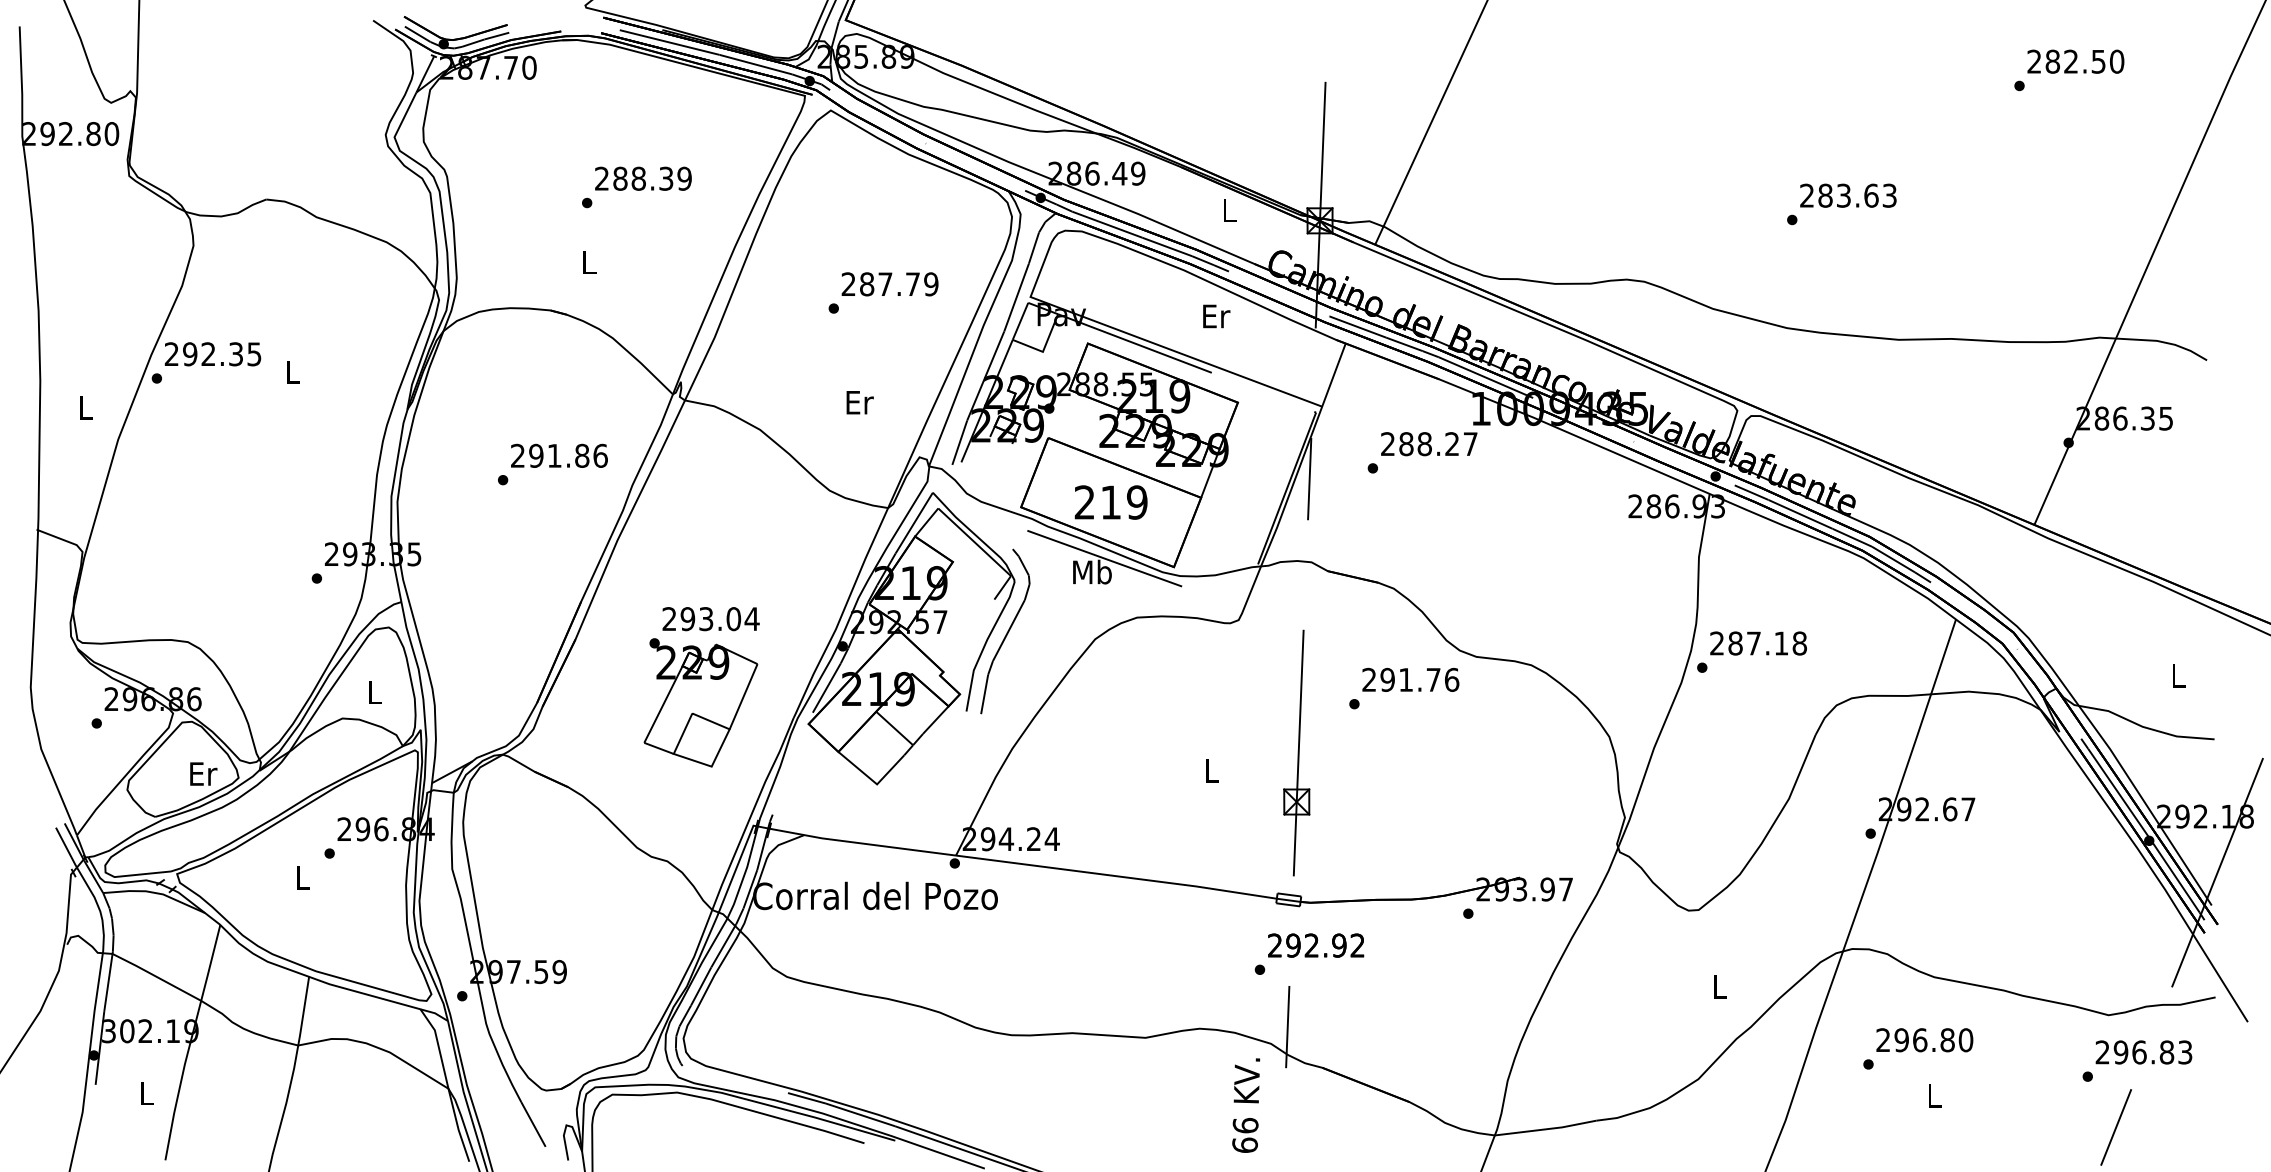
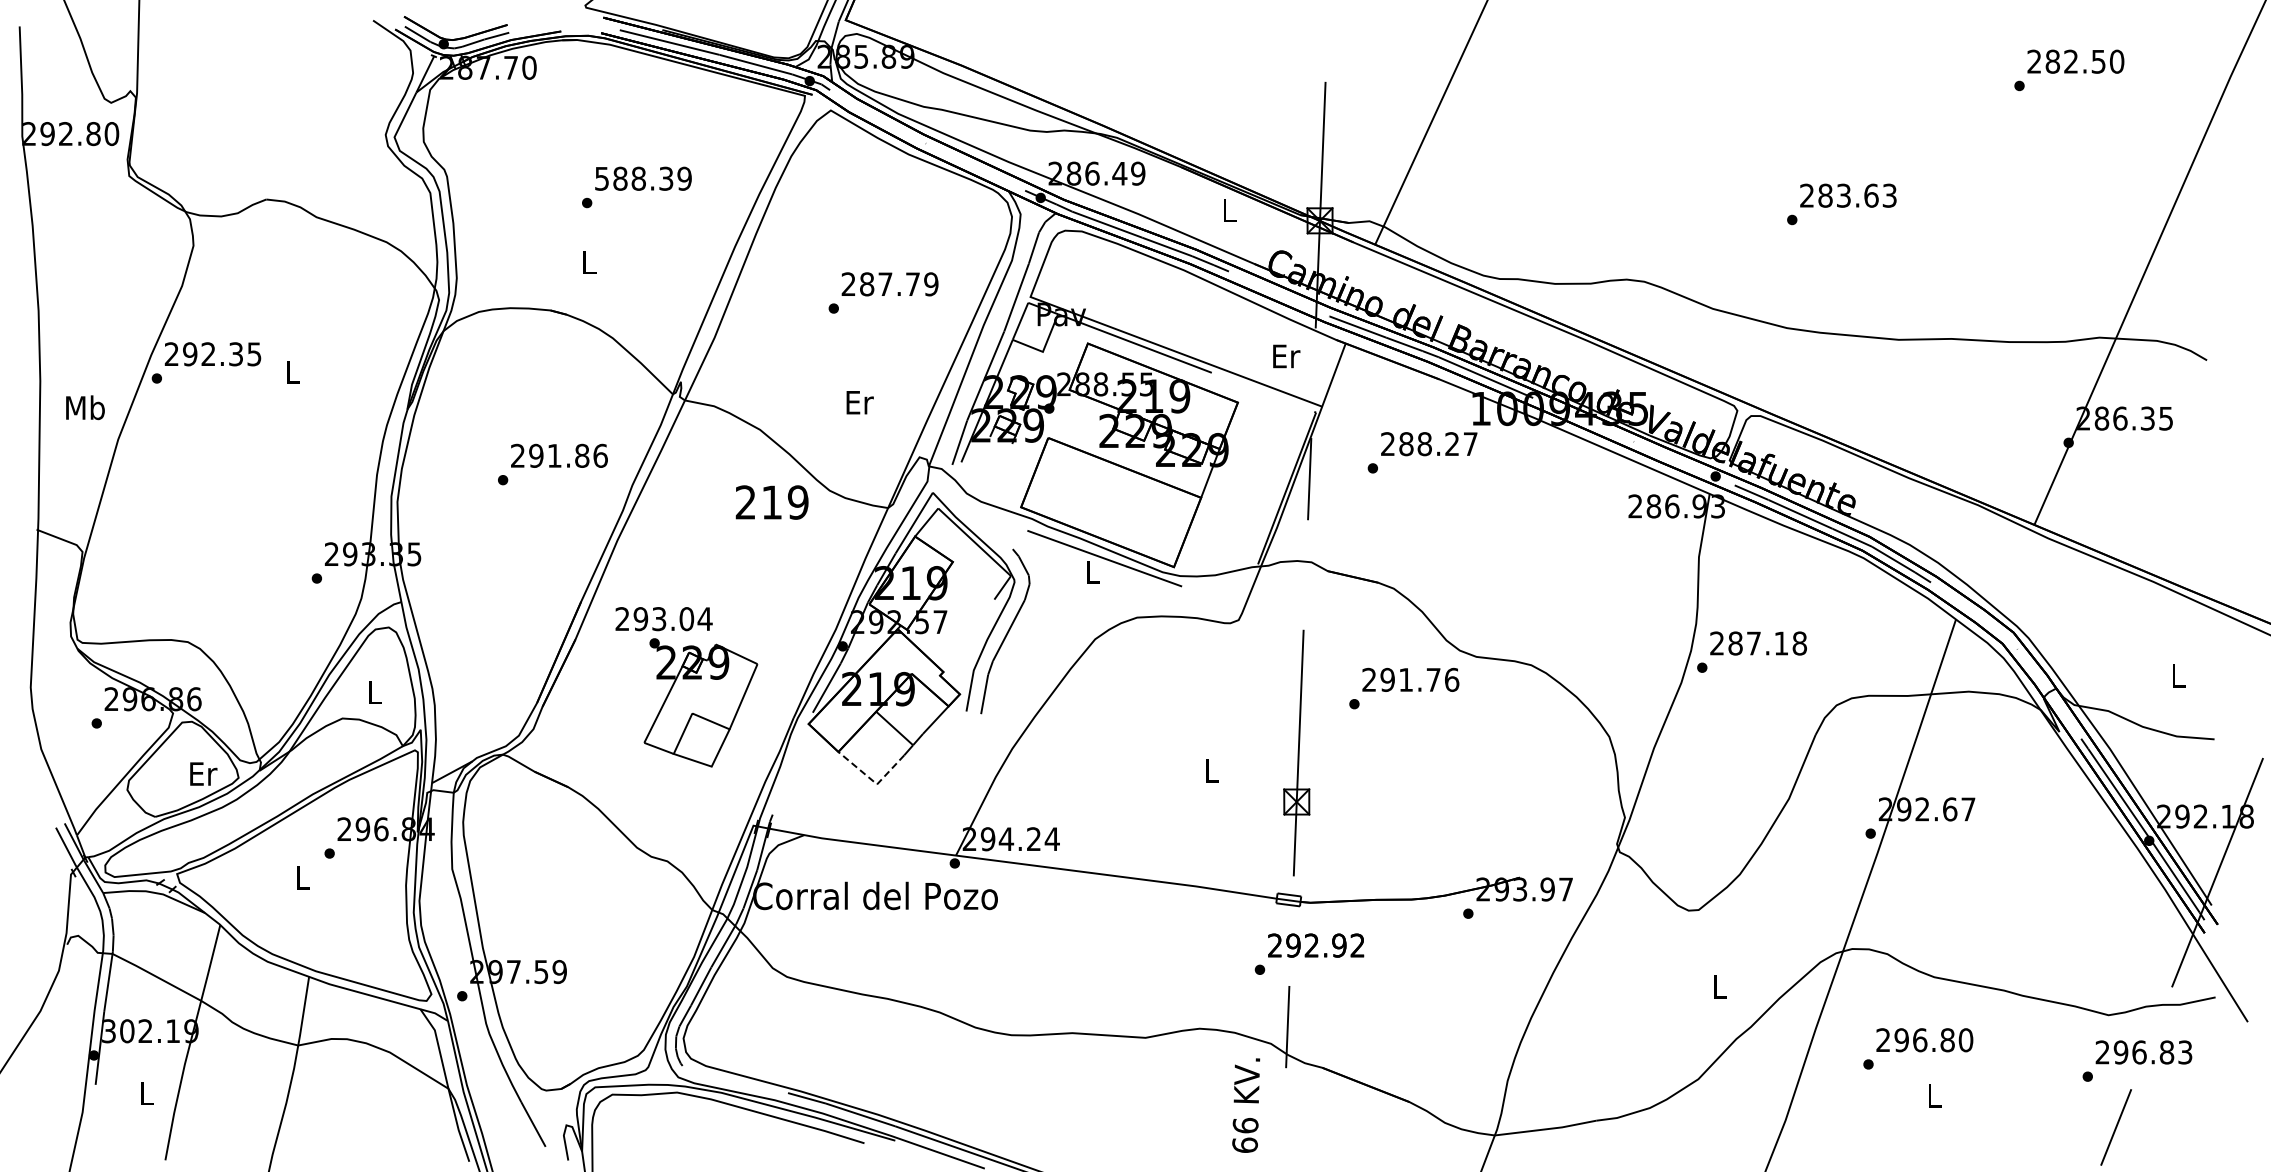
text: 288.39 -> 588.39 (601, 178)
text position: (1216, 316) -> (1286, 356) (1286, 356)
text: L -> Mb (85, 407)
text position: (1110, 502) -> (771, 502) (771, 502)
text: Mb -> L (1092, 571)
text position: (710, 619) -> (663, 619) (663, 619)
line: solid -> dashed (873, 781)
